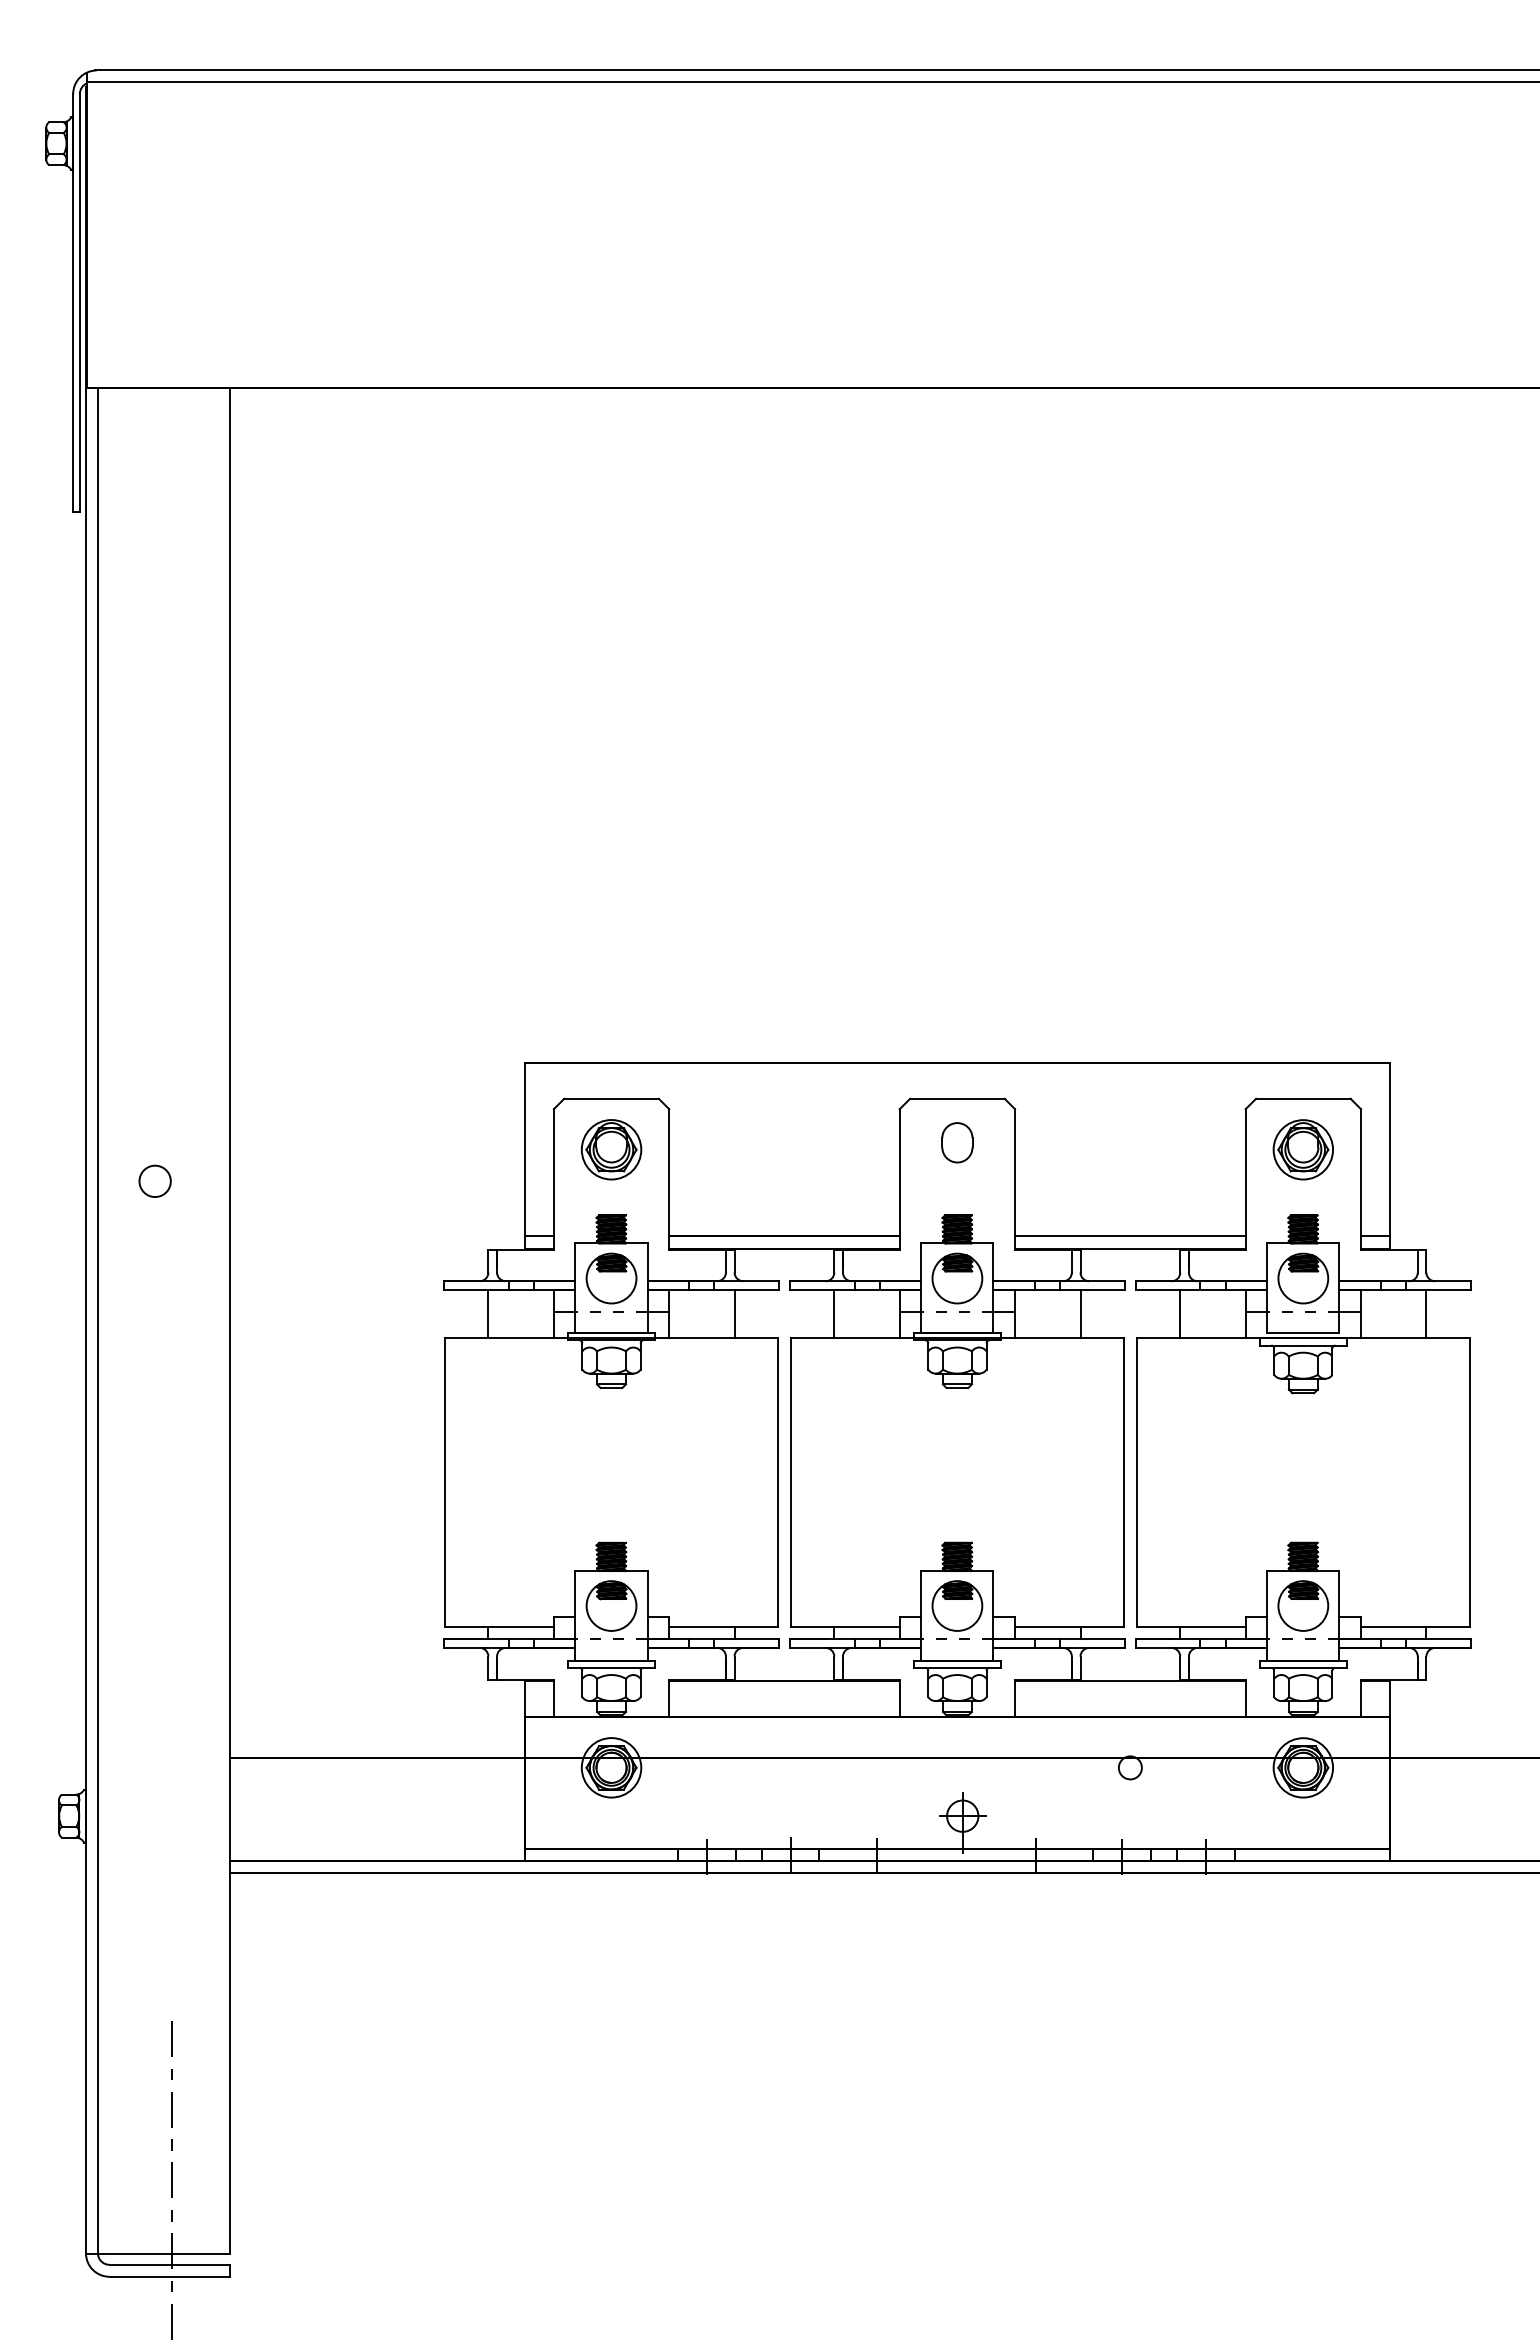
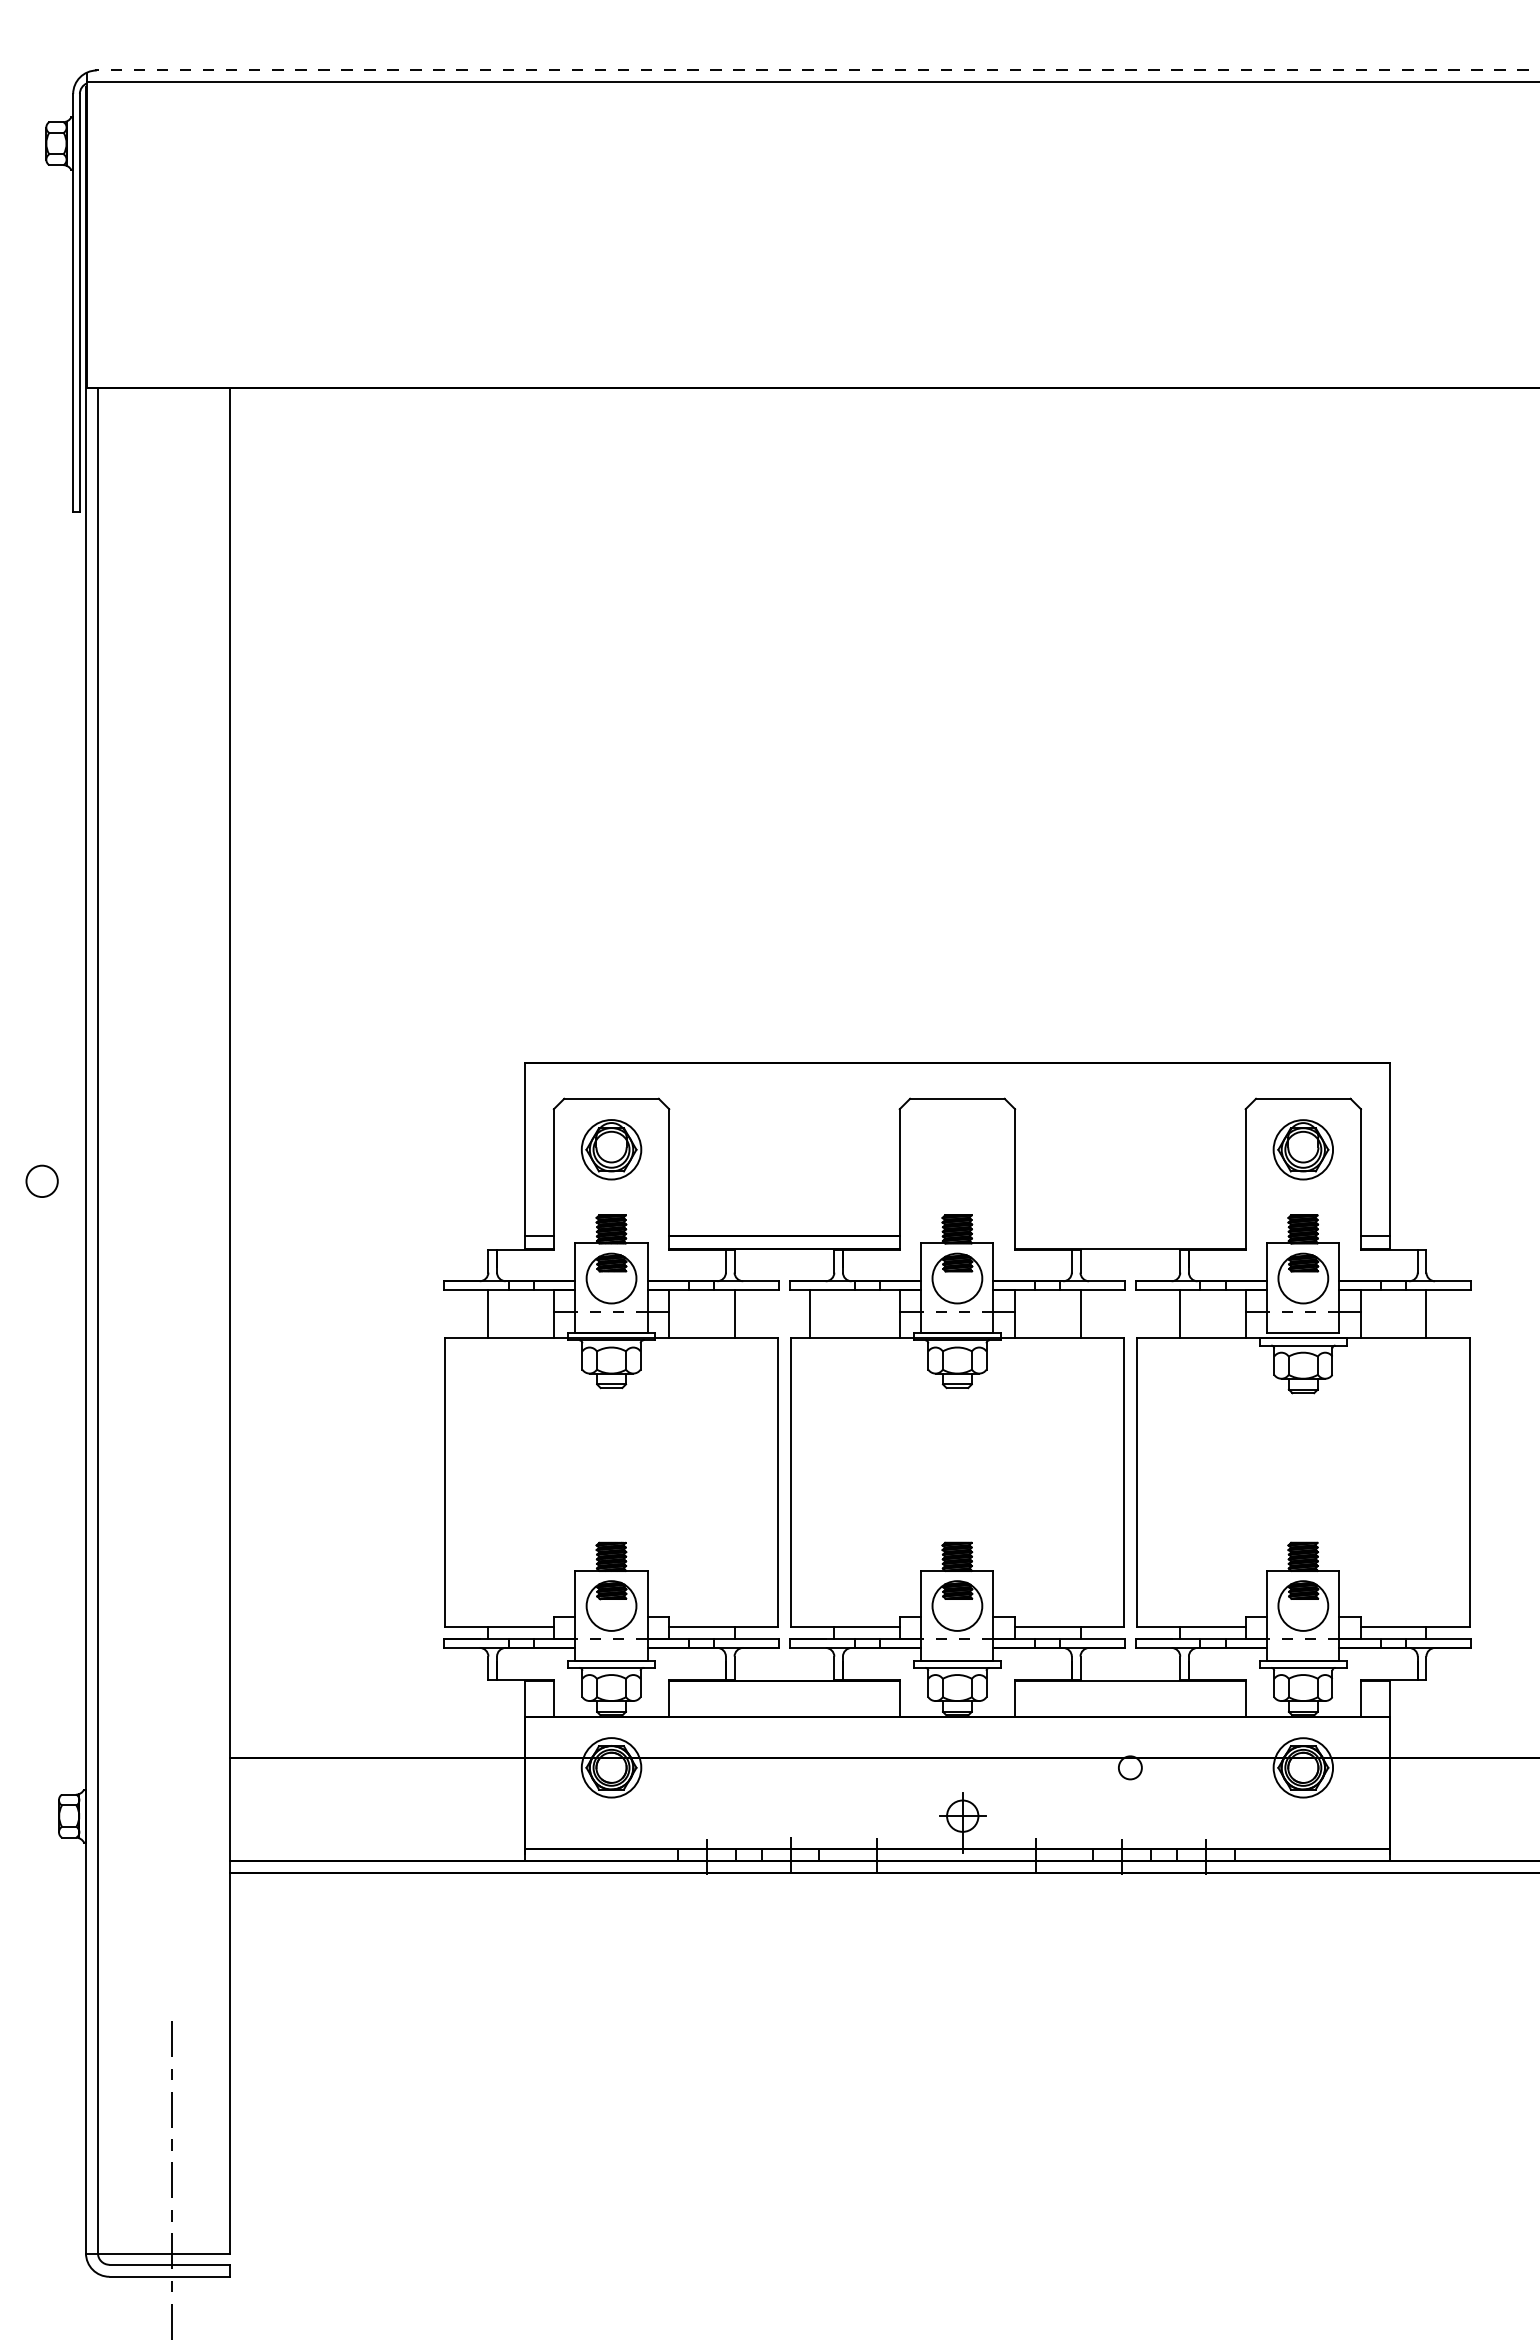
line: solid -> dashed (816, 70)
part: present -> none (957, 1142)
circle position: (154, 1180) -> (41, 1180) (41, 1180)
line: present -> none (1130, 1236)
line position: (834, 1313) -> (810, 1313) (810, 1313)
